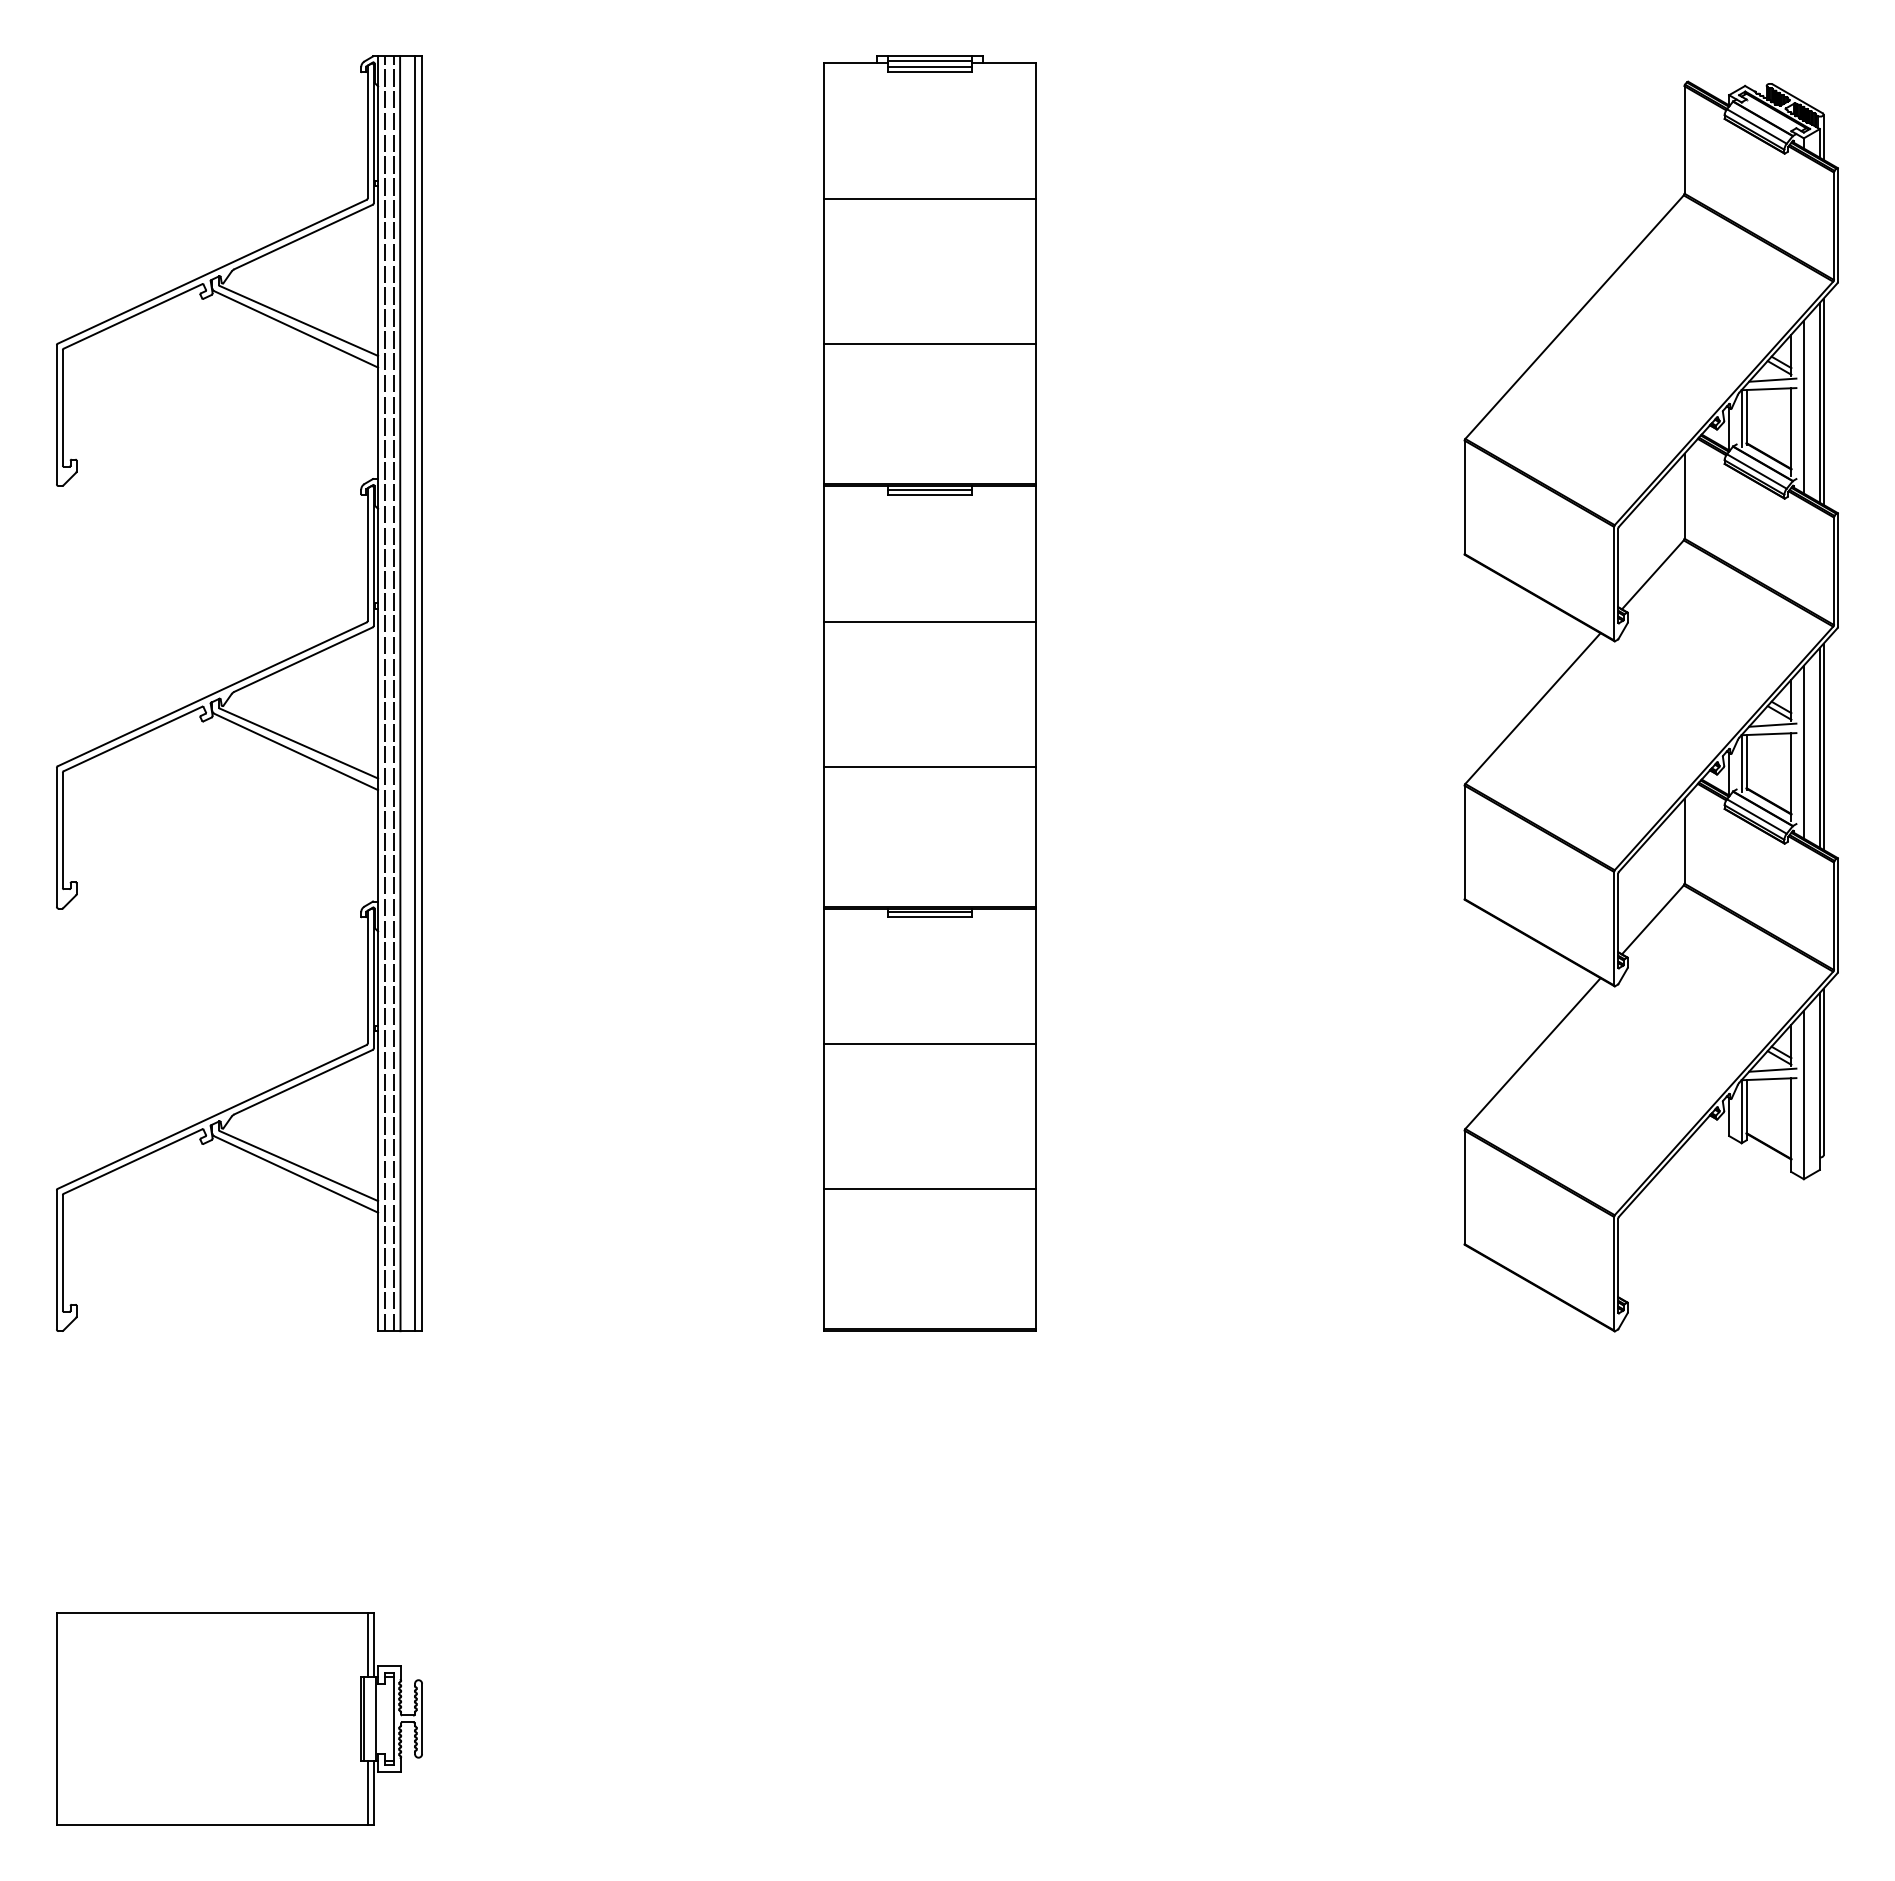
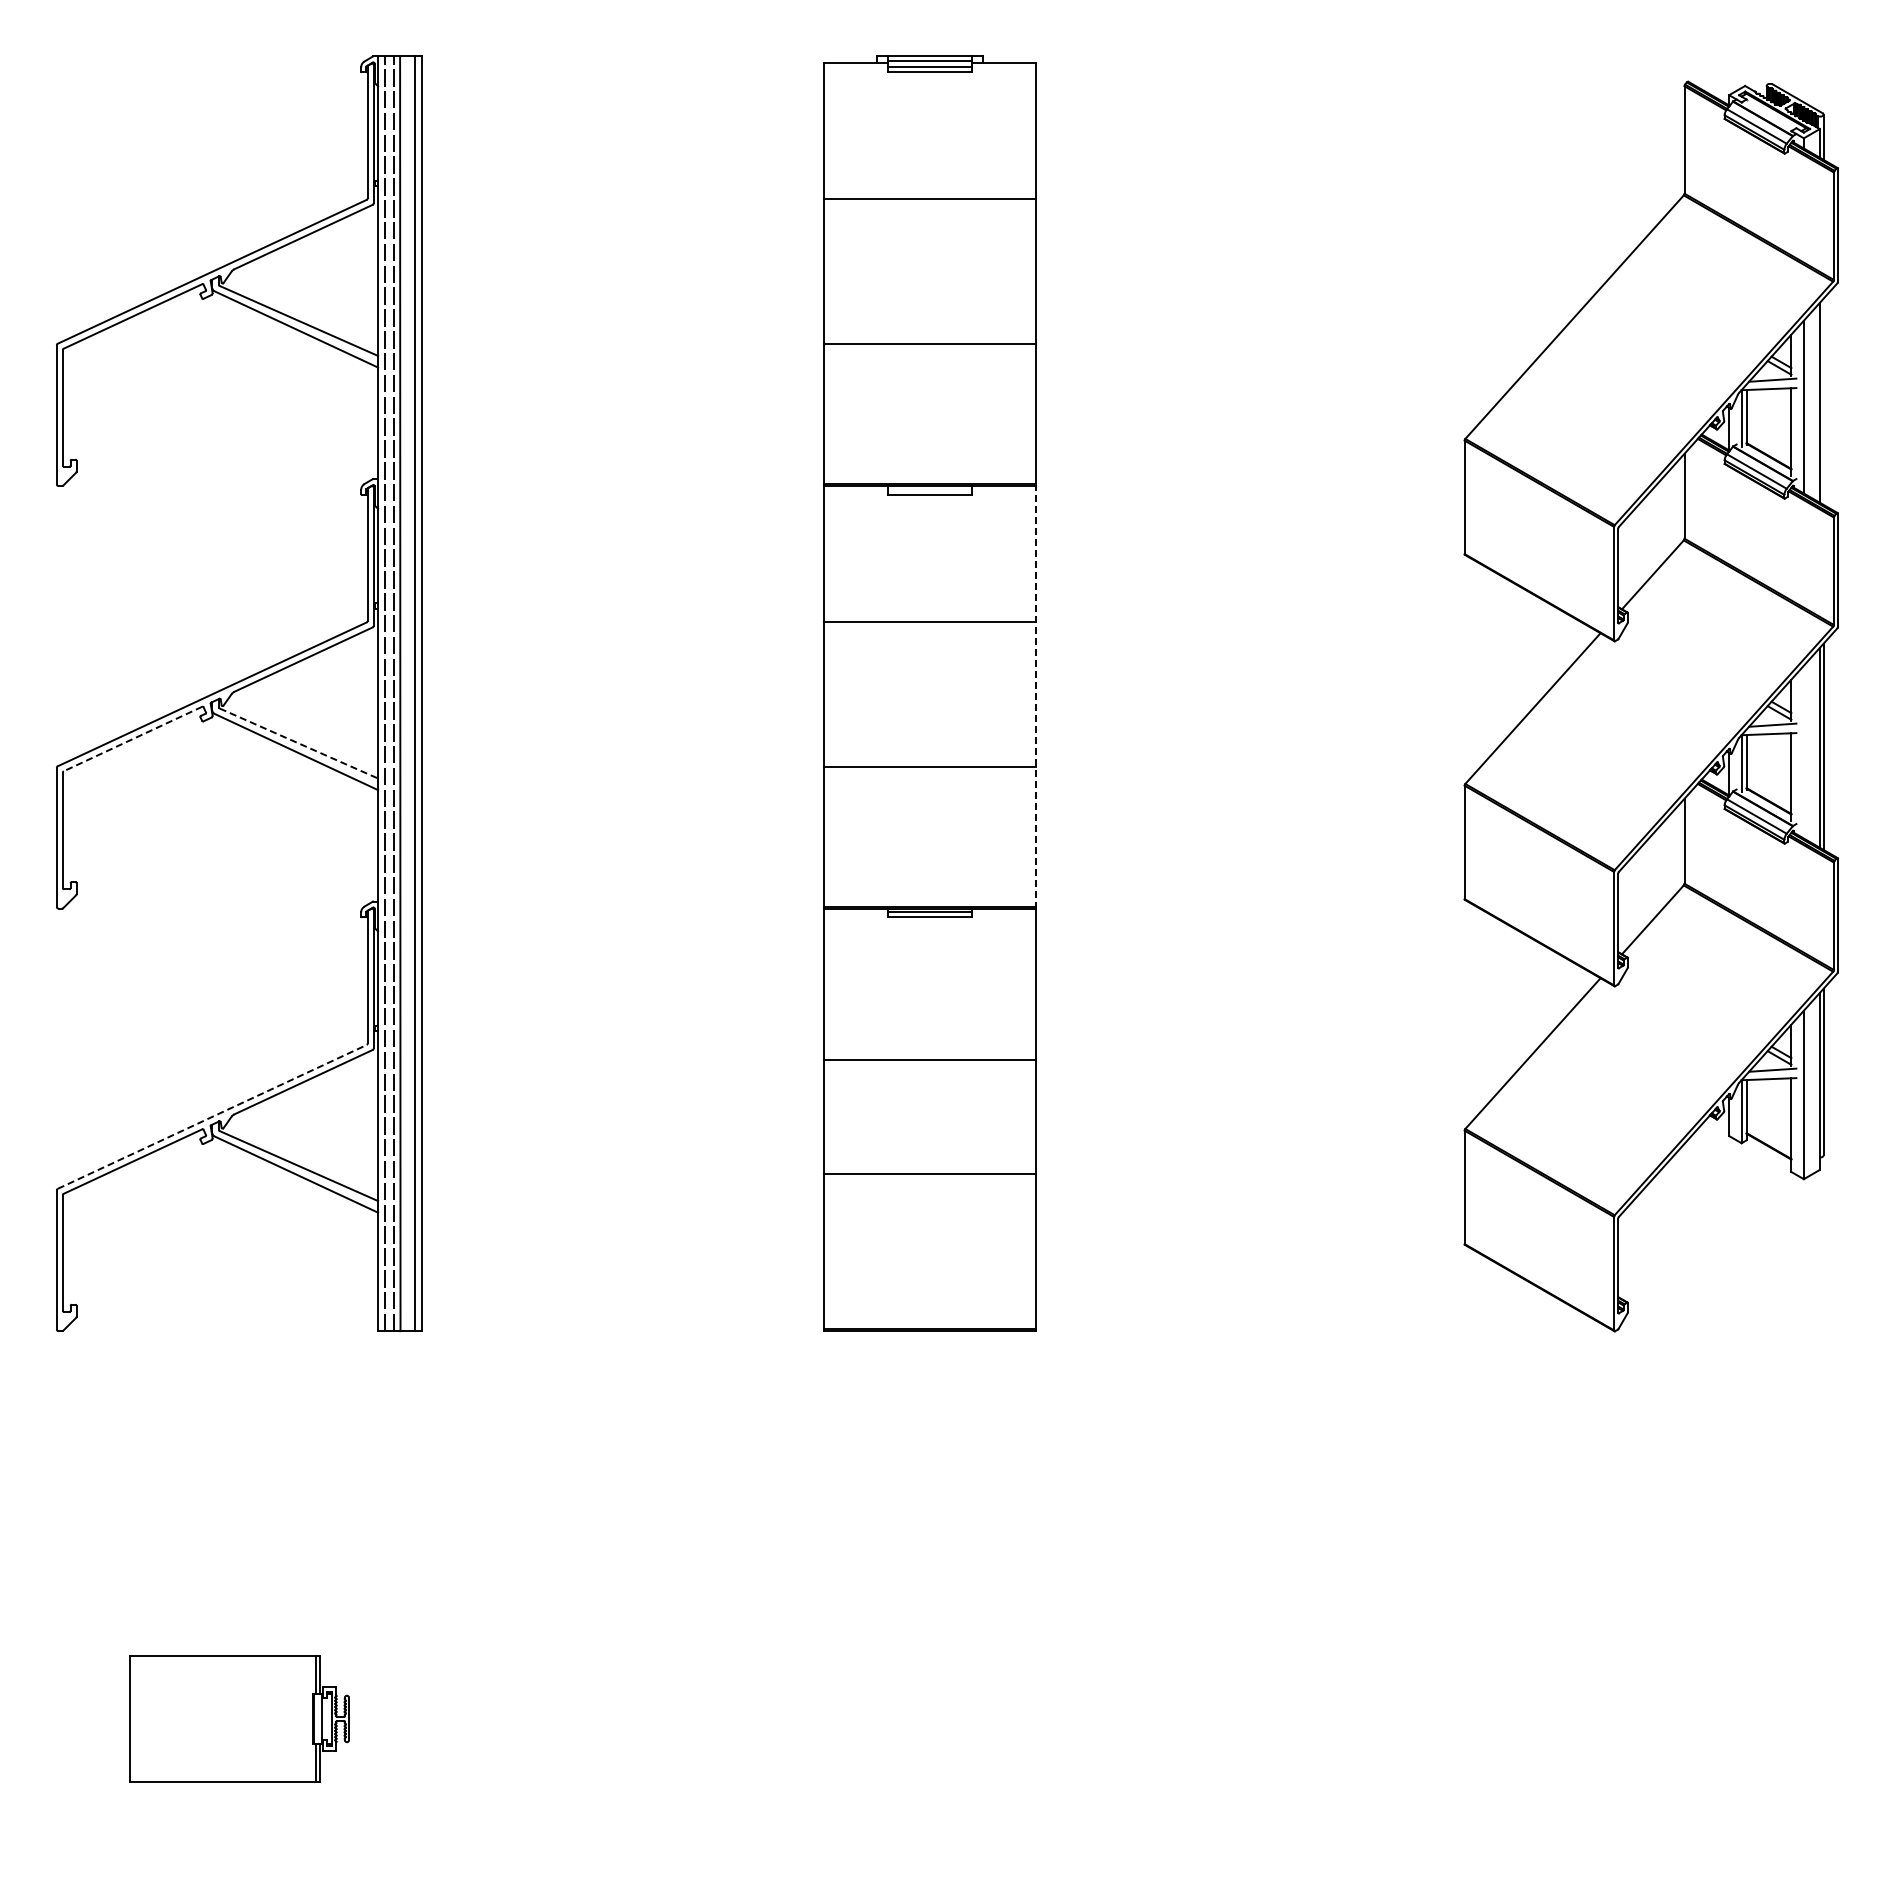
line: present -> none (1823, 401)
line: present -> none (929, 489)
line: solid -> dashed (1035, 696)
line: solid -> dashed (132, 739)
line: solid -> dashed (298, 743)
line: present -> none (1803, 751)
line position: (929, 1044) -> (929, 1060) (929, 1060)
line: solid -> dashed (212, 1116)
line position: (929, 1189) -> (929, 1174) (929, 1174)
part size: 367x214 px -> 221x128 px (239, 1718)
